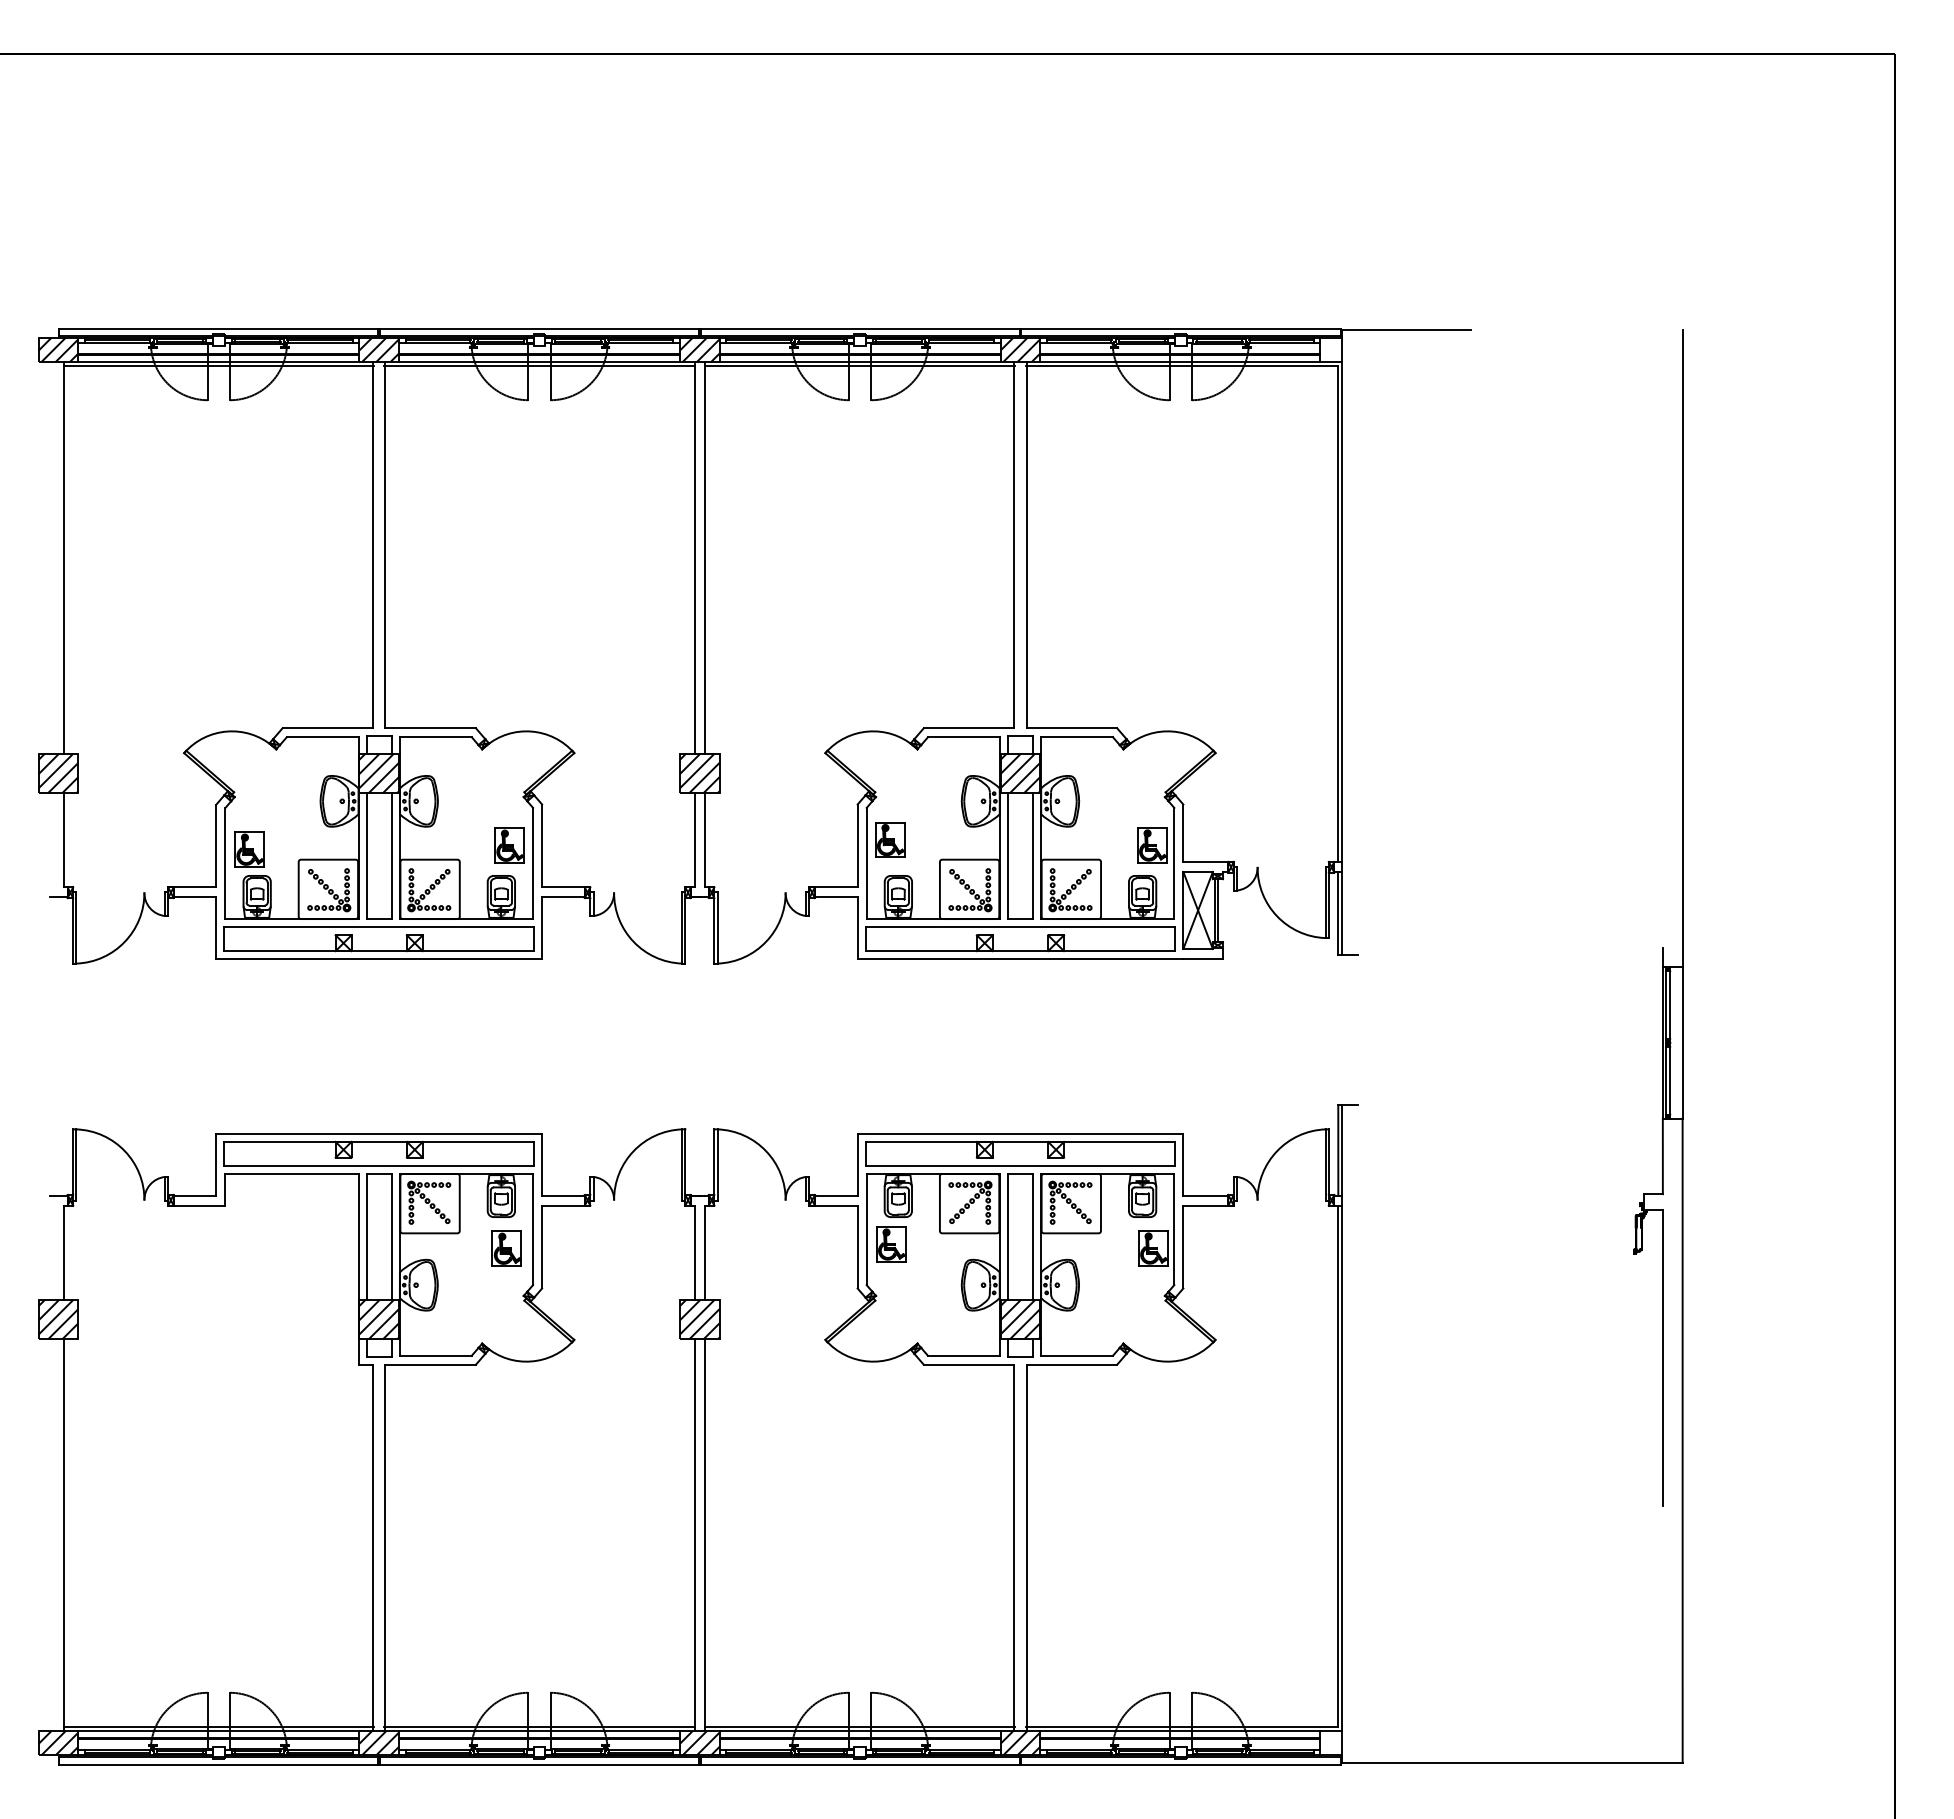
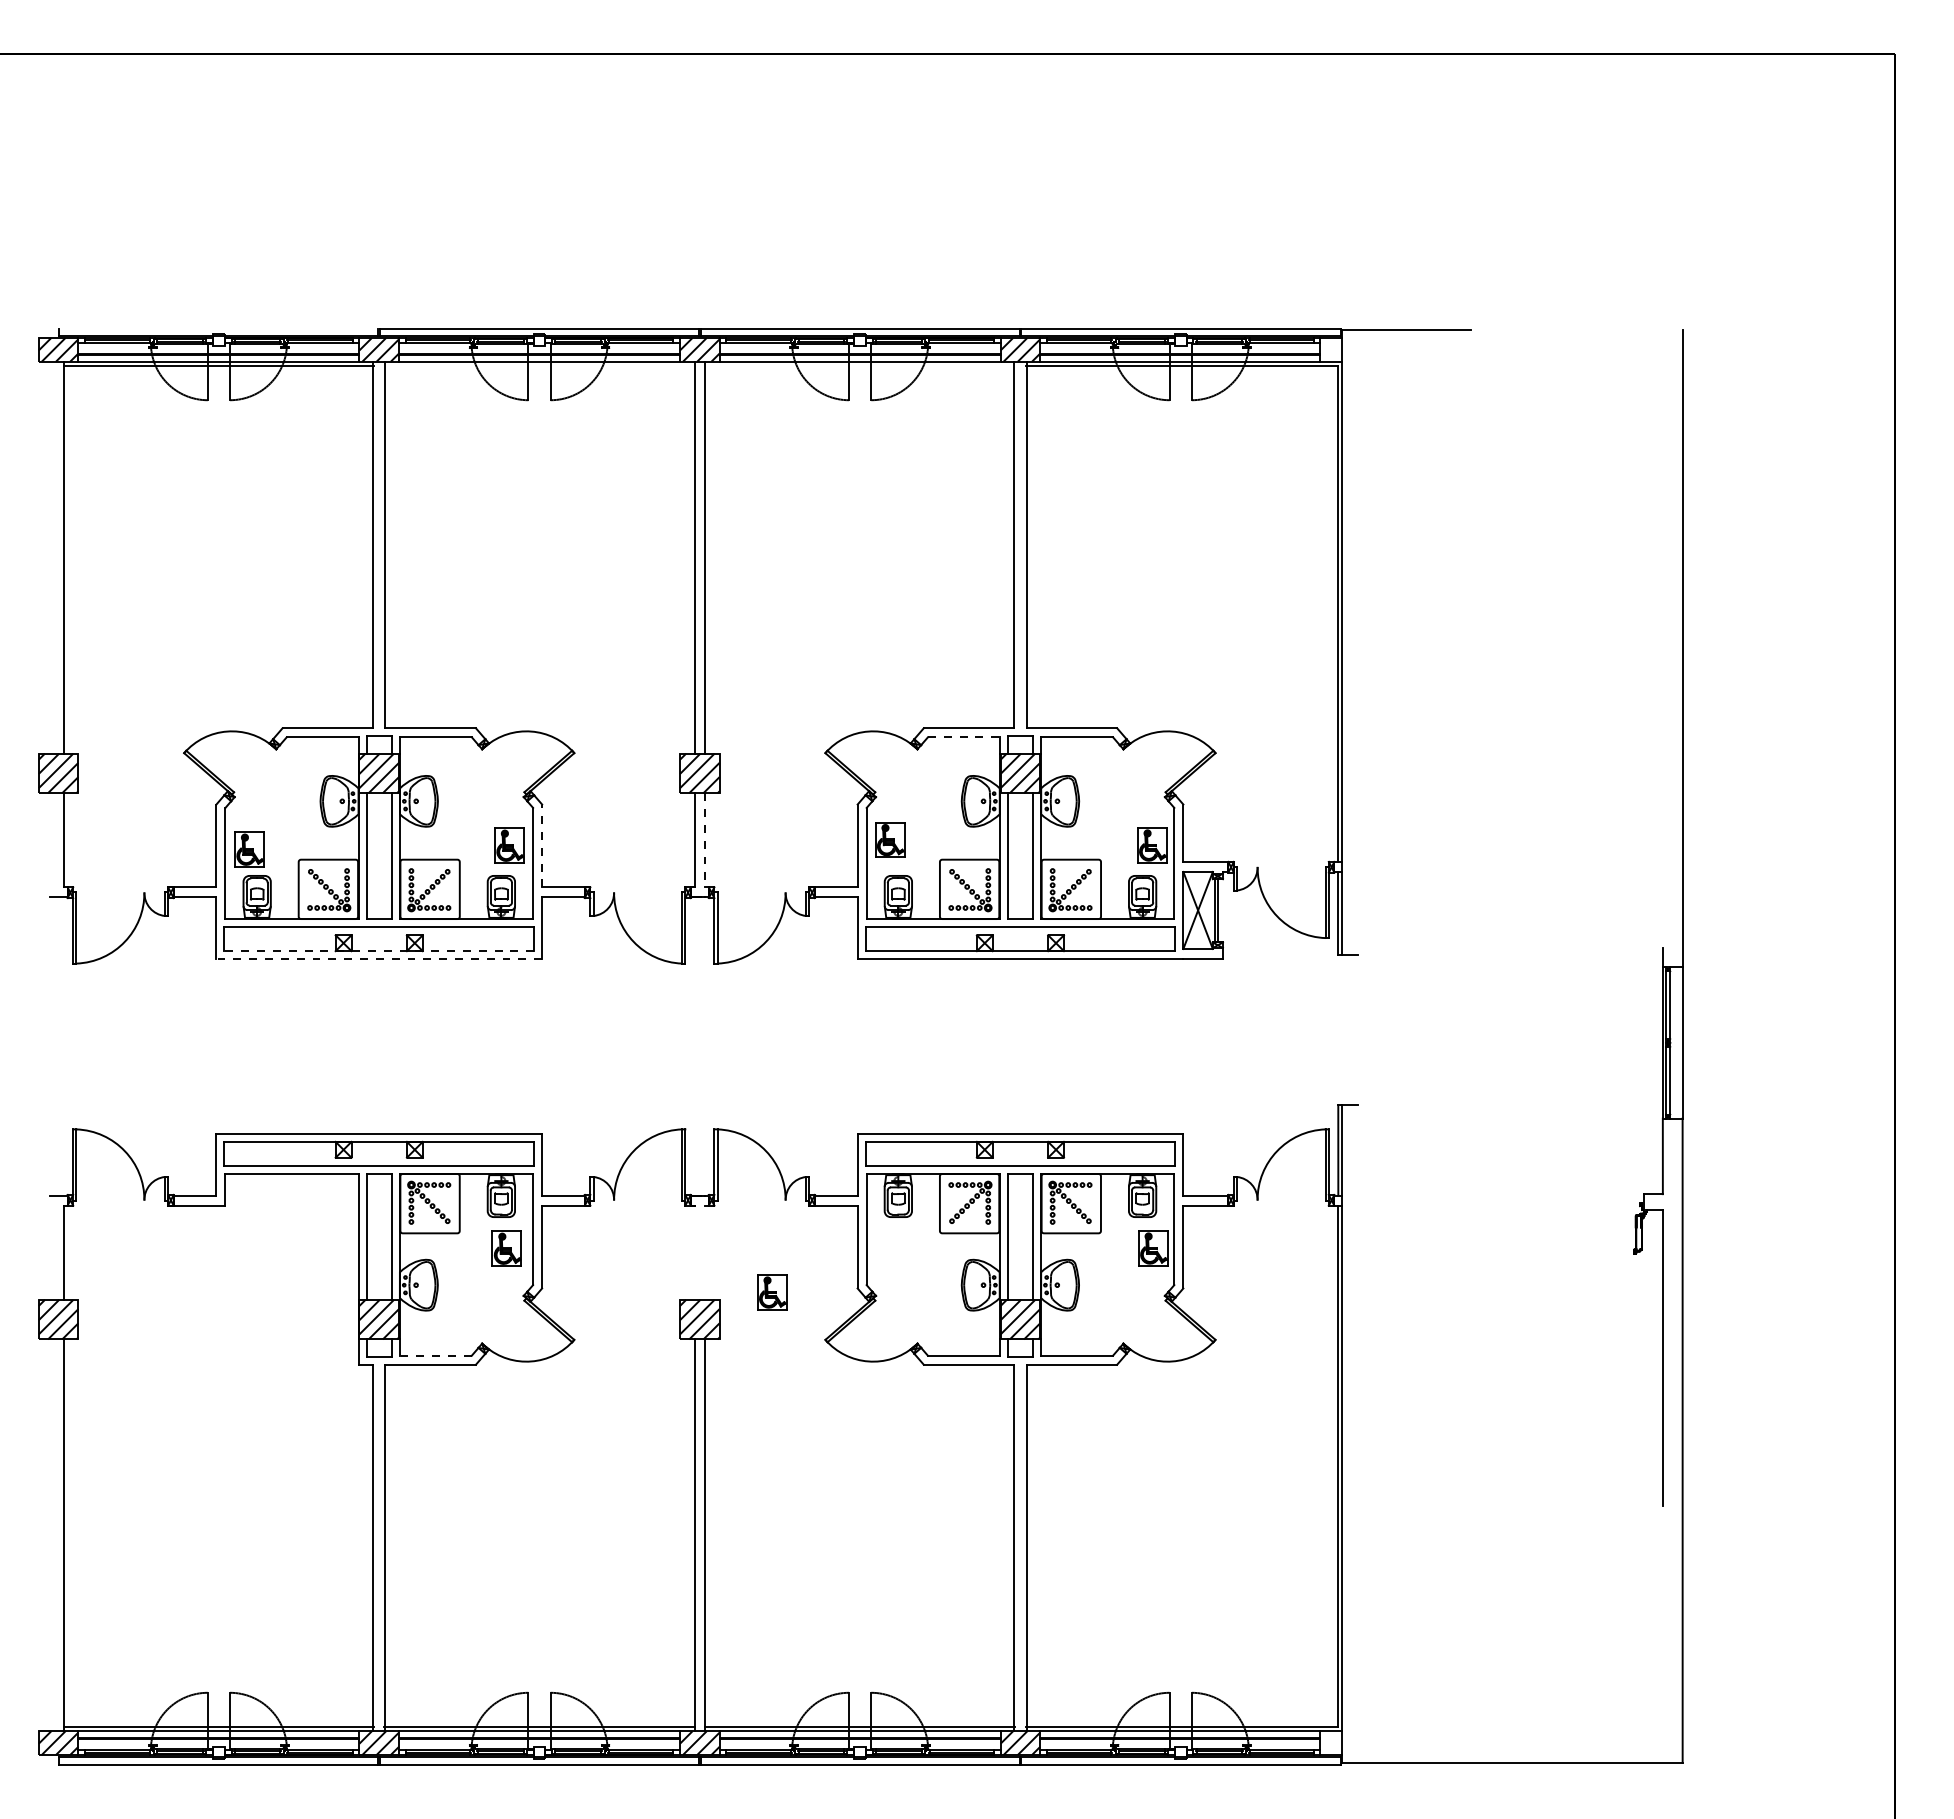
line: present -> none (218, 328)
line: present -> none (539, 365)
line: present -> none (859, 365)
line: solid -> dashed (963, 737)
line: solid -> dashed (704, 840)
line: solid -> dashed (542, 845)
line: solid -> dashed (379, 951)
line: solid -> dashed (379, 959)
part position: (891, 1244) -> (772, 1292) (772, 1292)
line: present -> none (694, 1252)
line: present -> none (704, 1252)
line: solid -> dashed (435, 1355)
